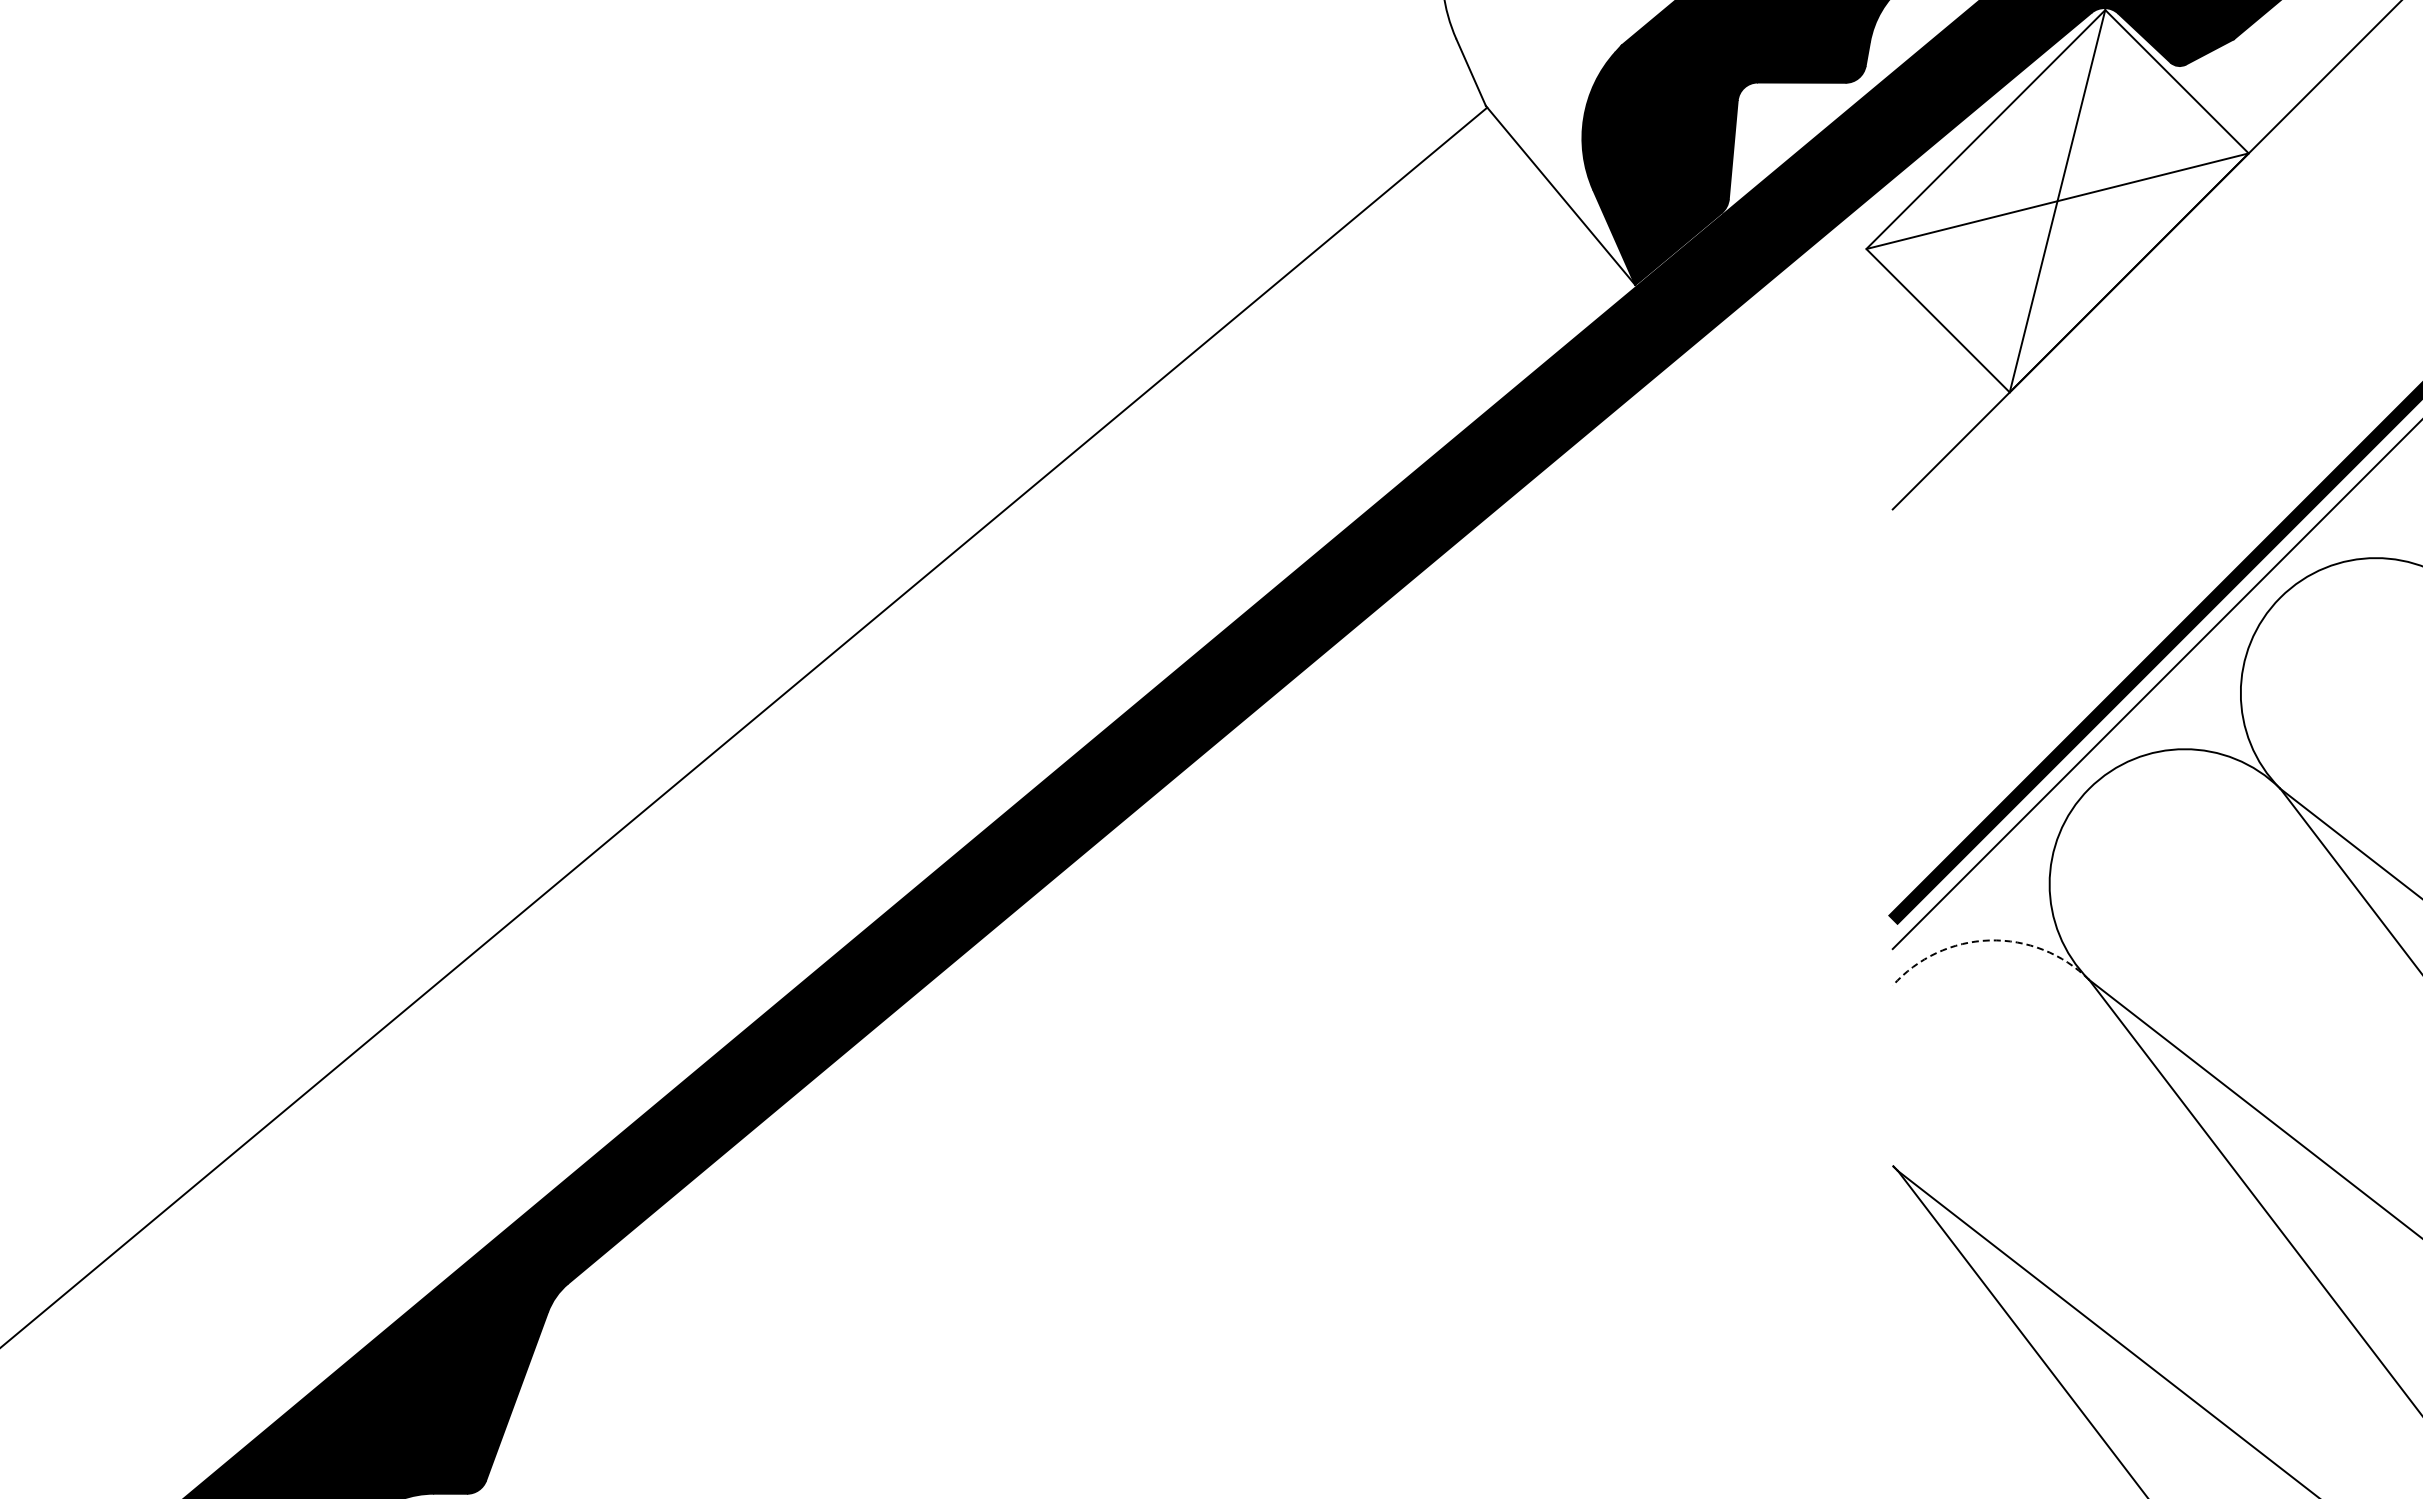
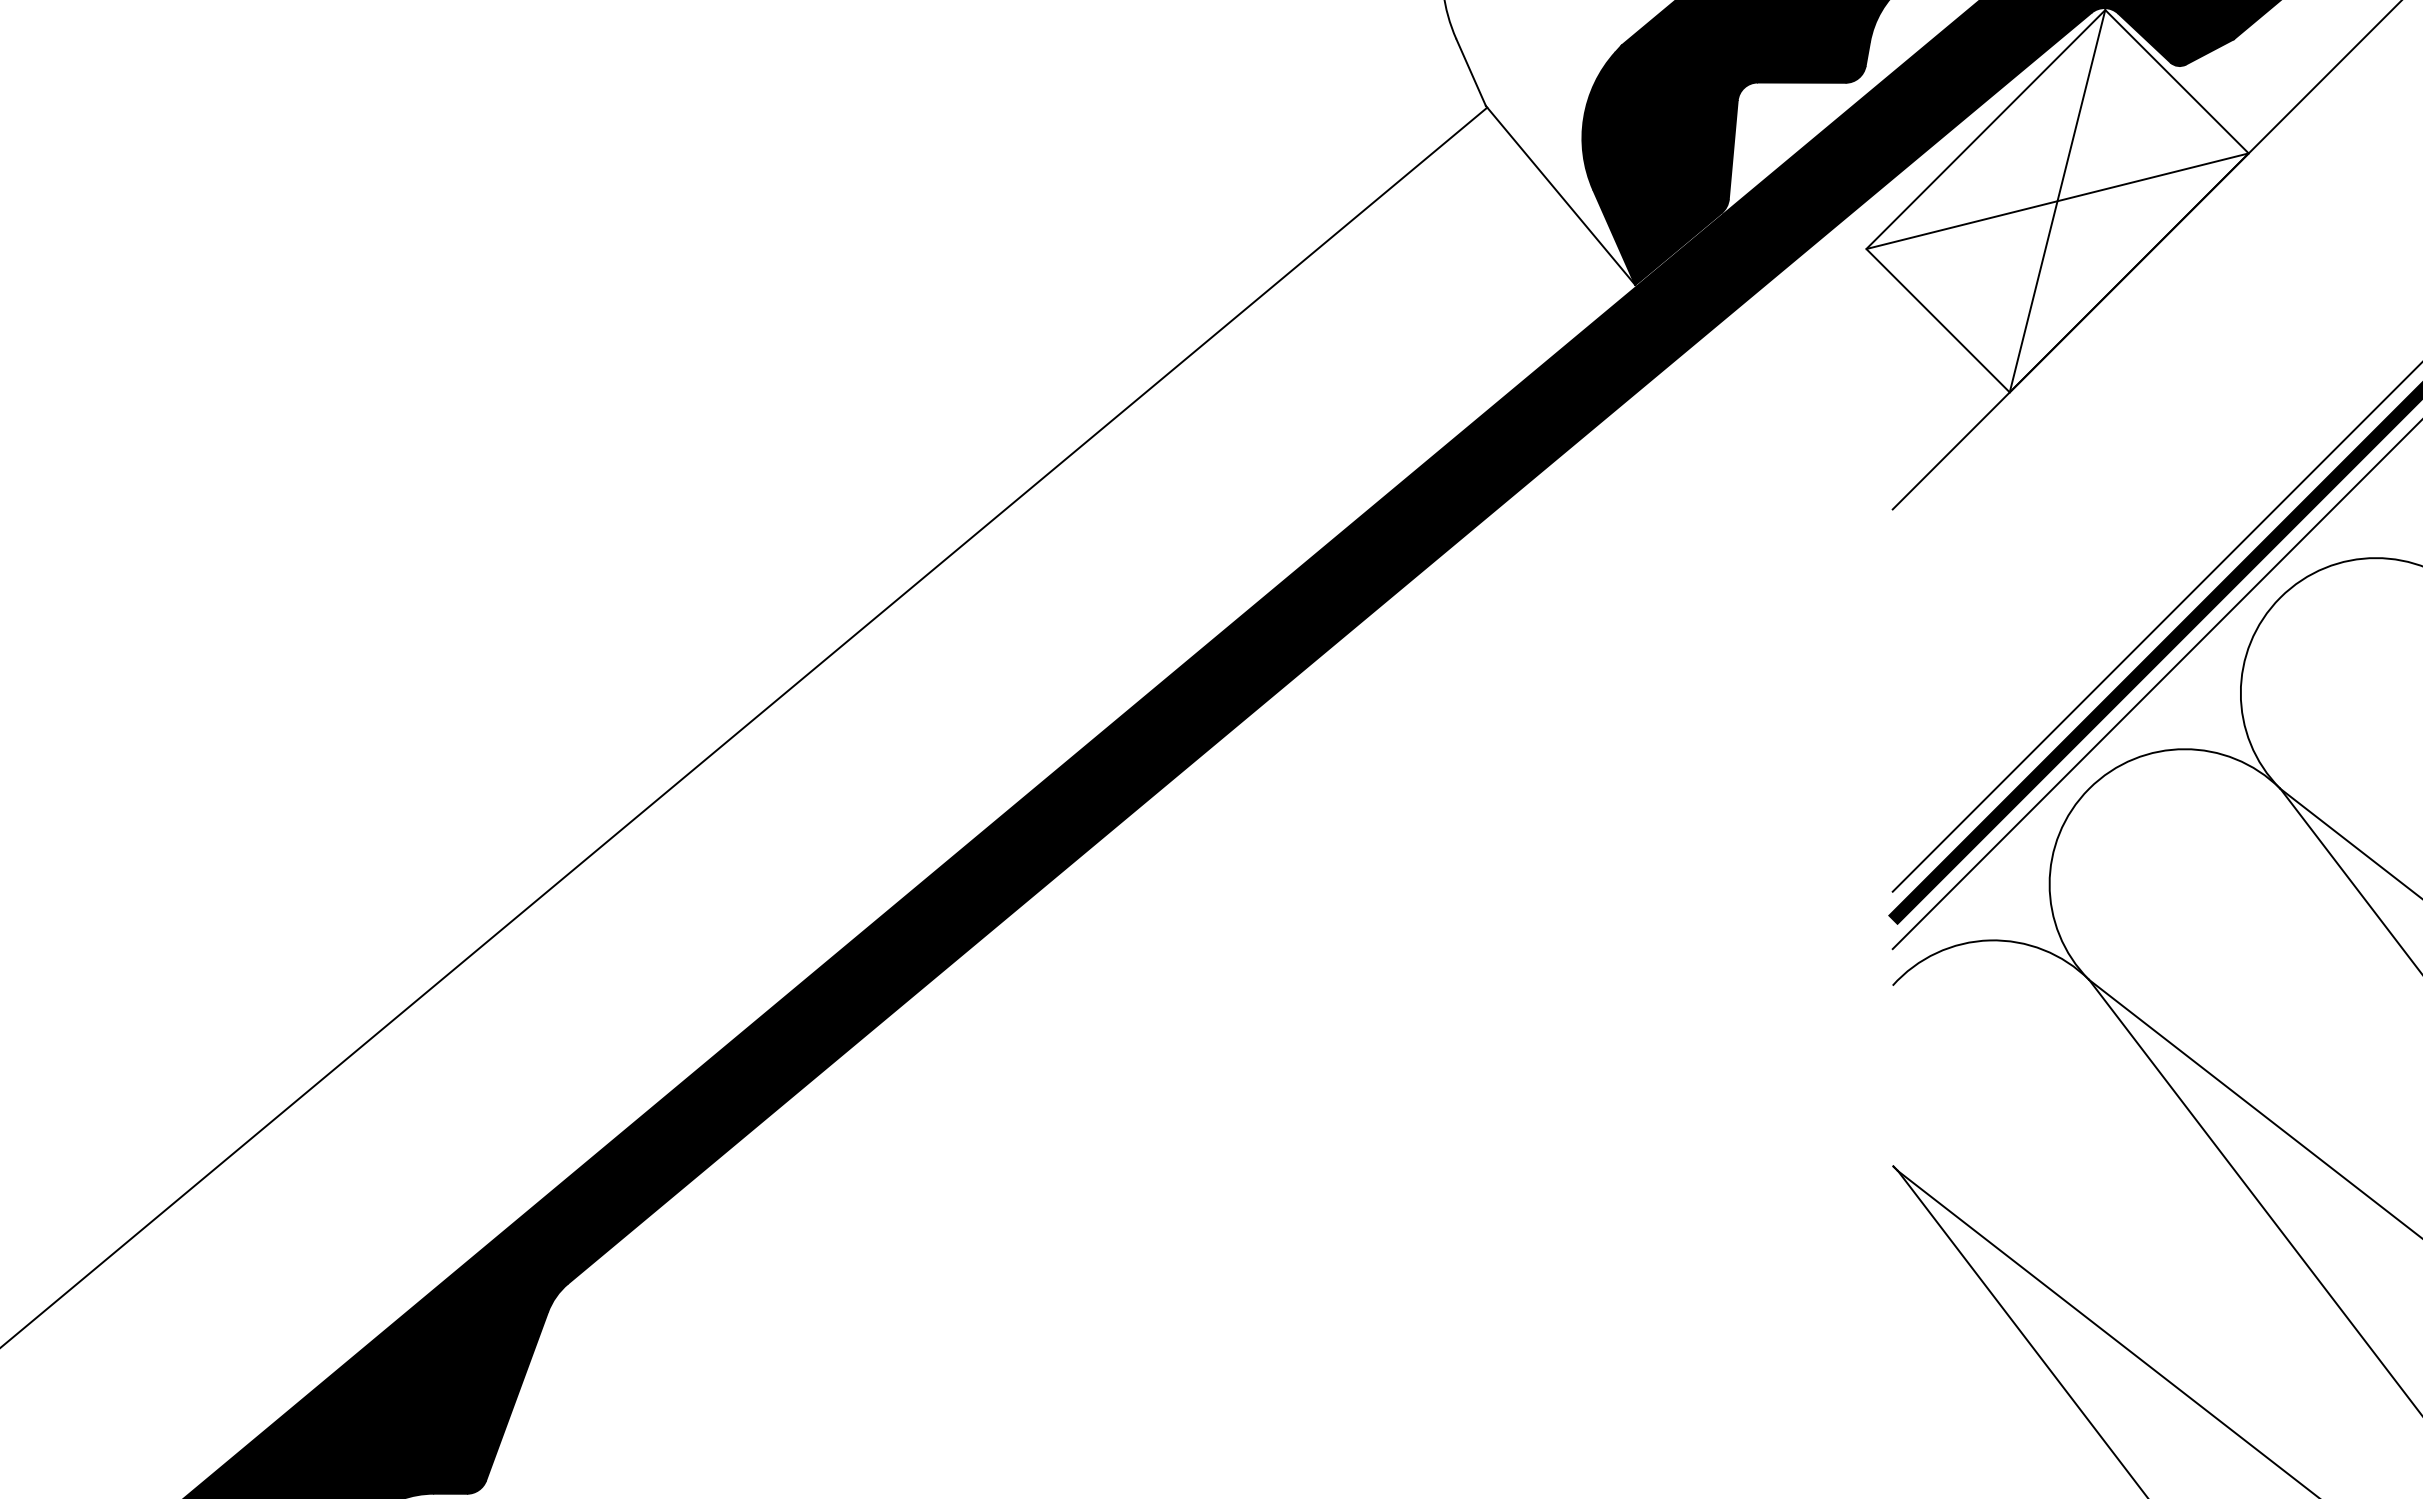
line: none -> present (2155, 627)
arc: dashed -> solid (1989, 940)
